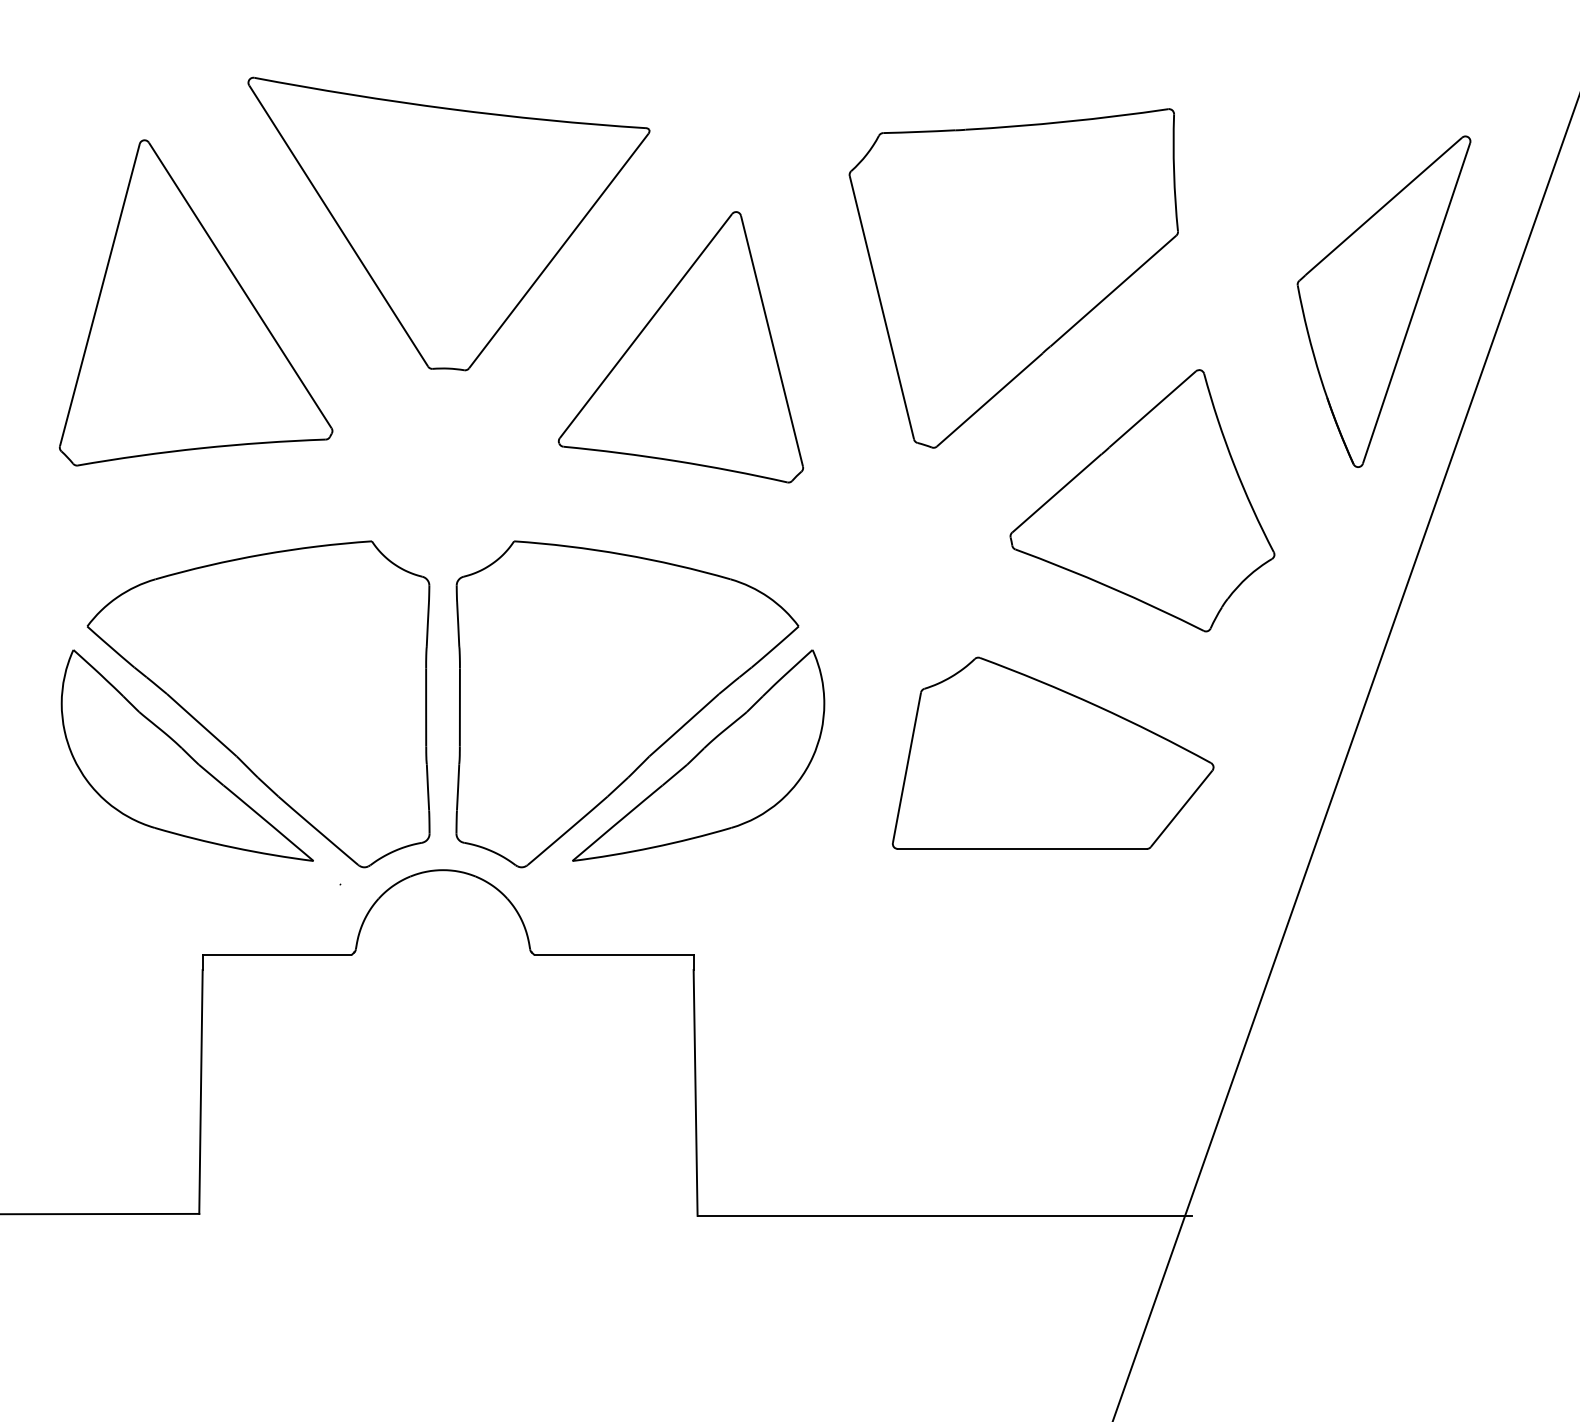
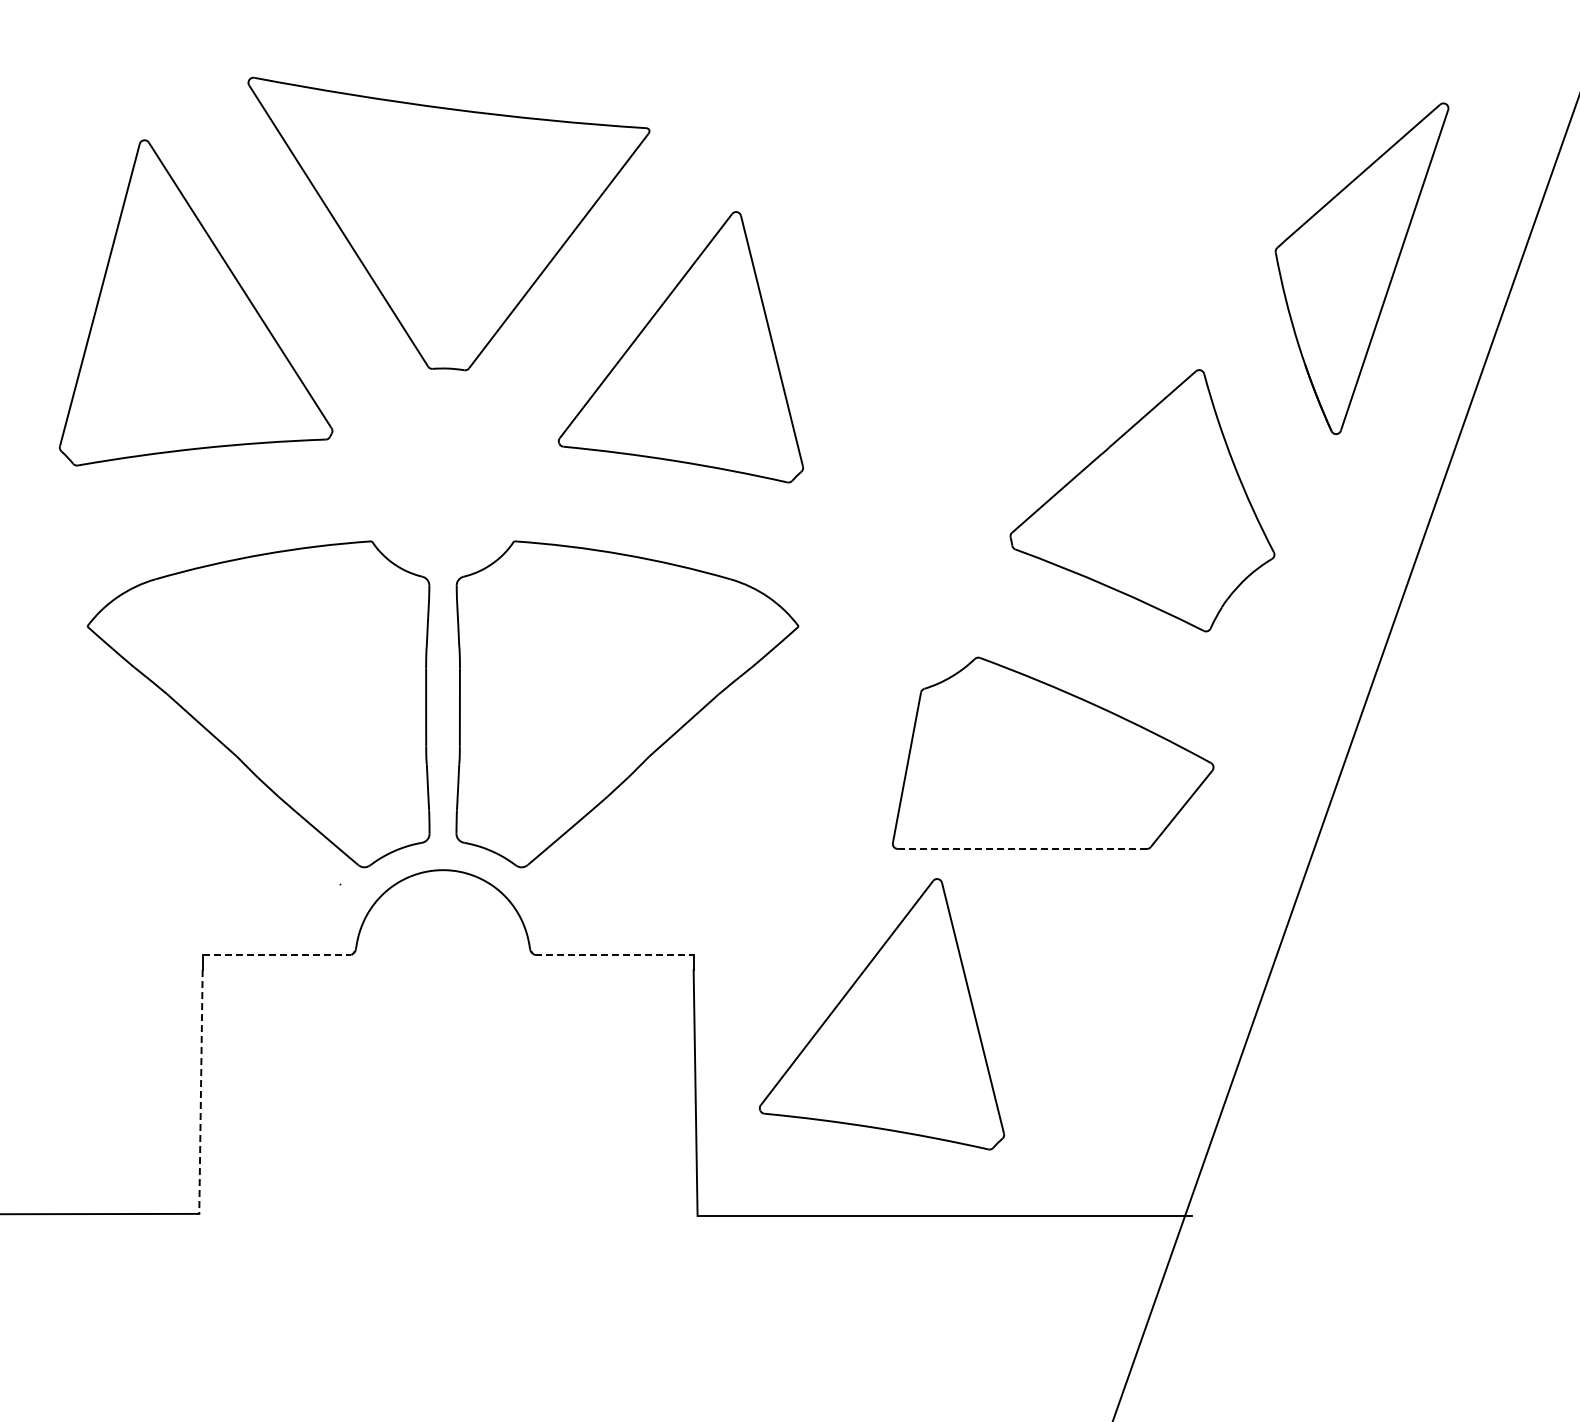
part: present -> none (1013, 278)
part position: (1383, 301) -> (1361, 268) (1361, 268)
part: present -> none (186, 755)
part: present -> none (698, 755)
line: solid -> dashed (1022, 848)
line: solid -> dashed (277, 955)
line: solid -> dashed (614, 955)
part: none -> present (881, 1014)
line: solid -> dashed (200, 1091)
